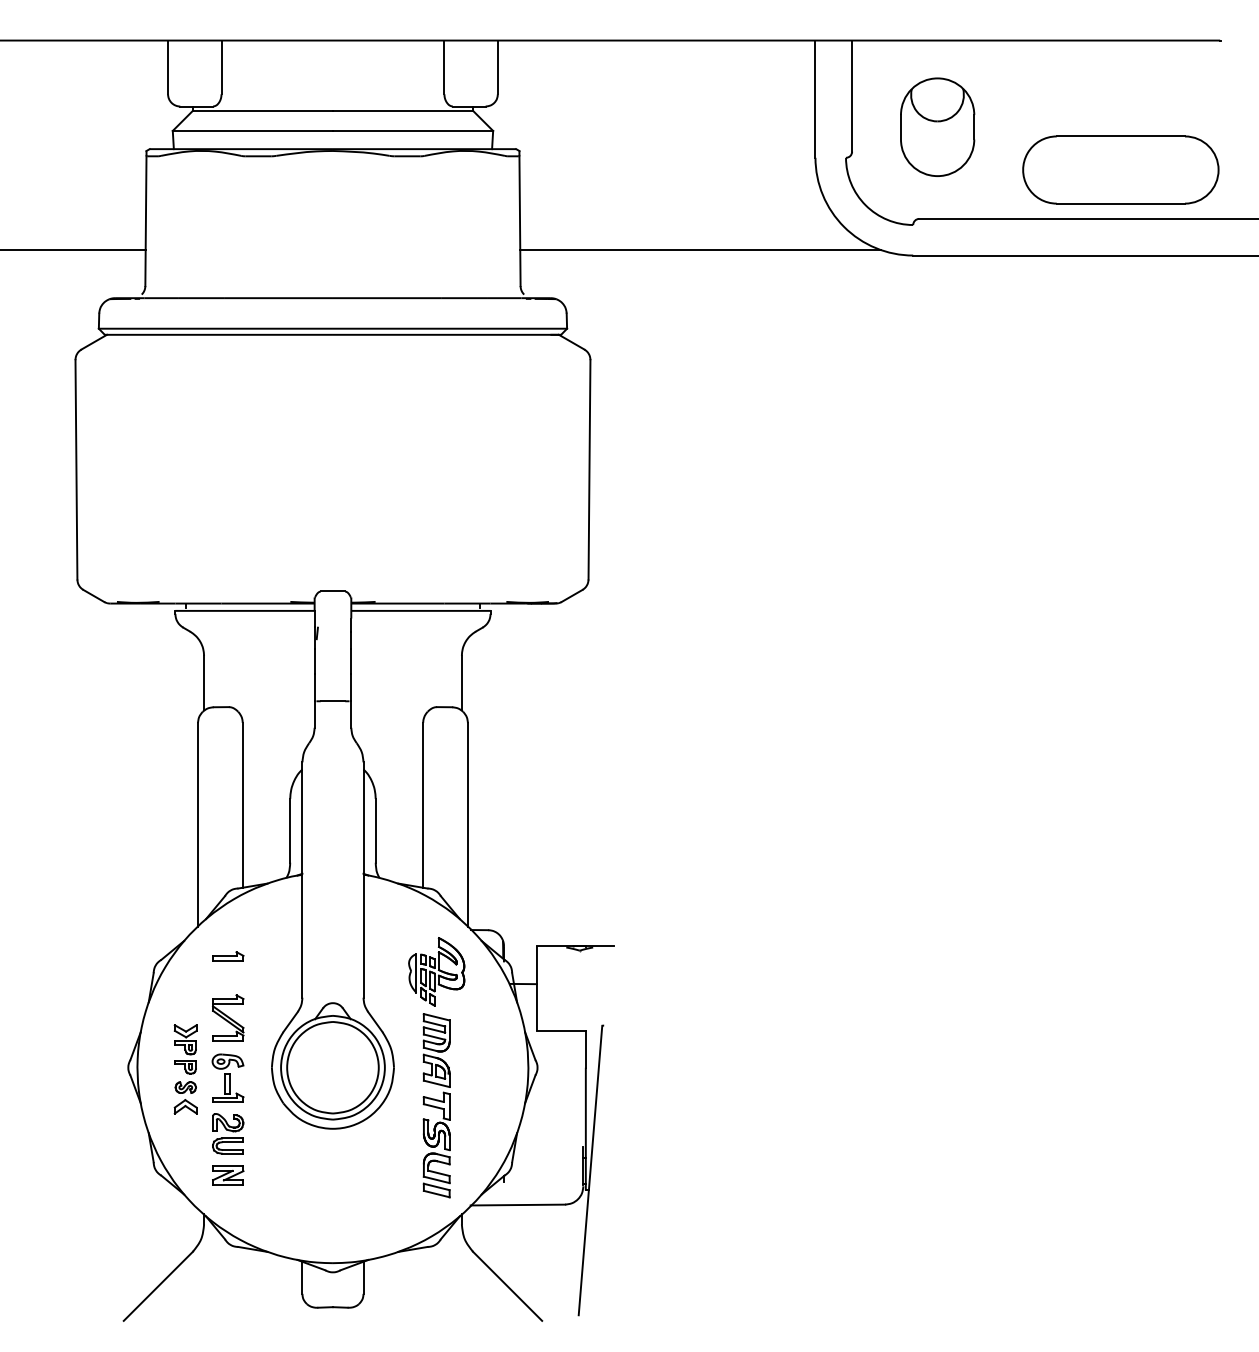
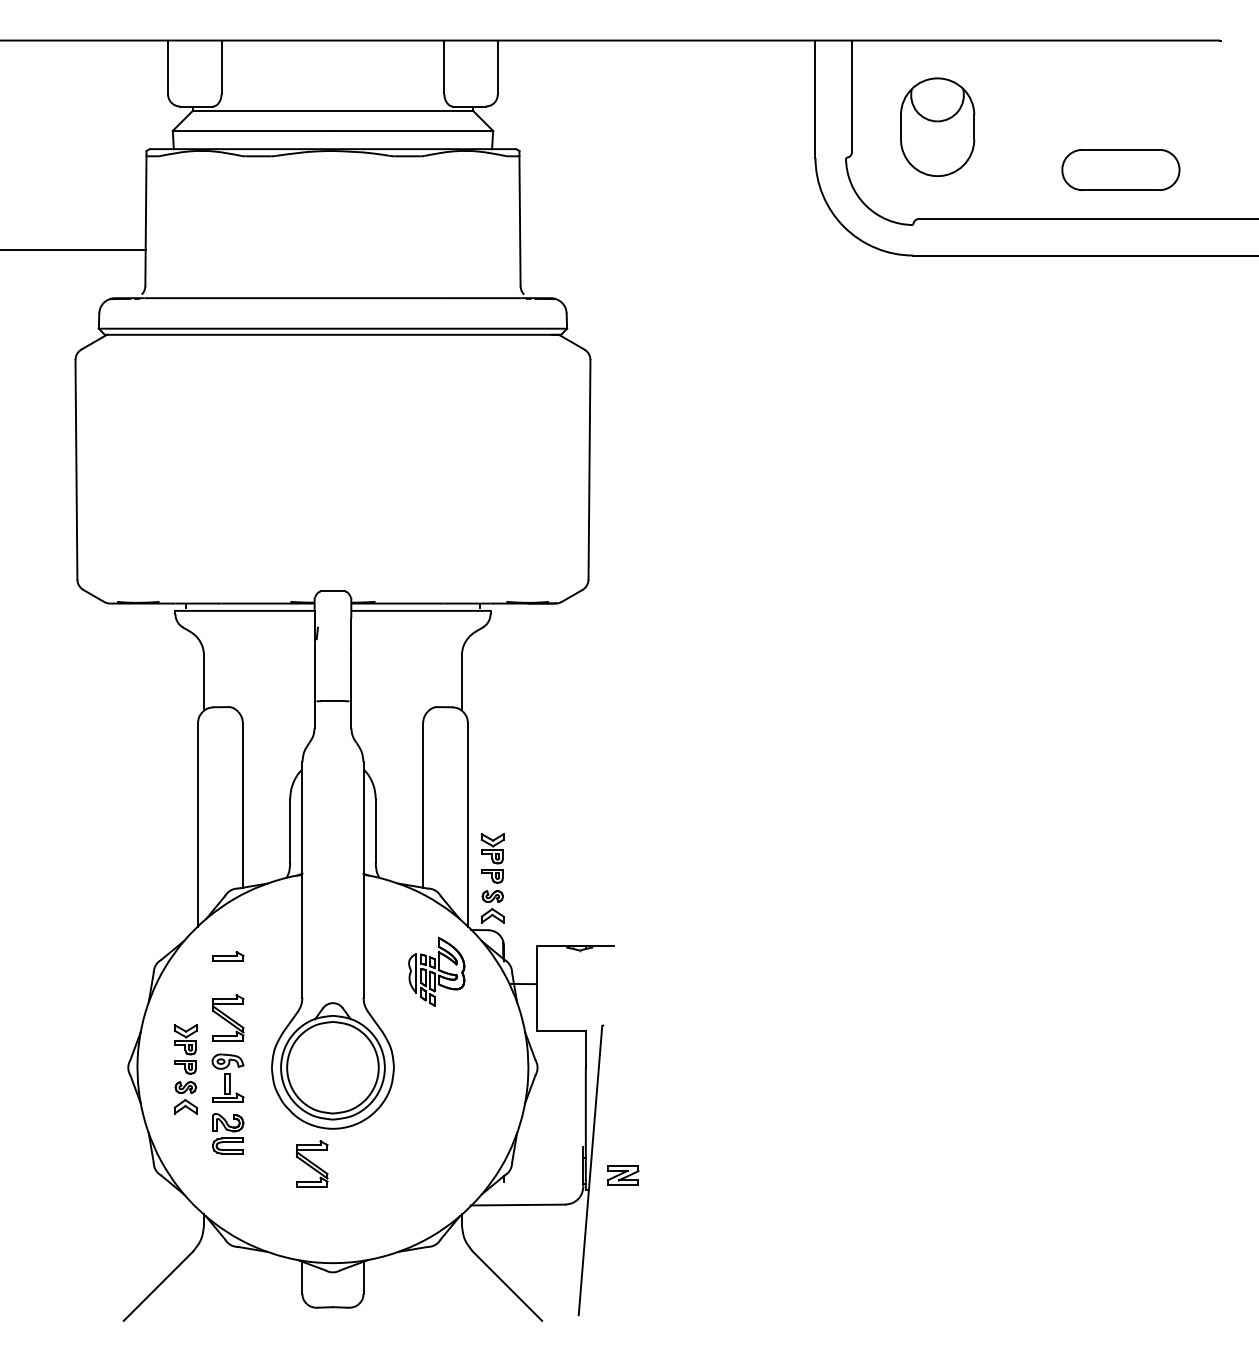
part size: 198x70 px -> 120x42 px (1120, 169)
line: present -> none (700, 250)
part: none -> present (492, 878)
part: present -> none (436, 1105)
part: none -> present (312, 1163)
part position: (228, 1175) -> (623, 1175) (623, 1175)
